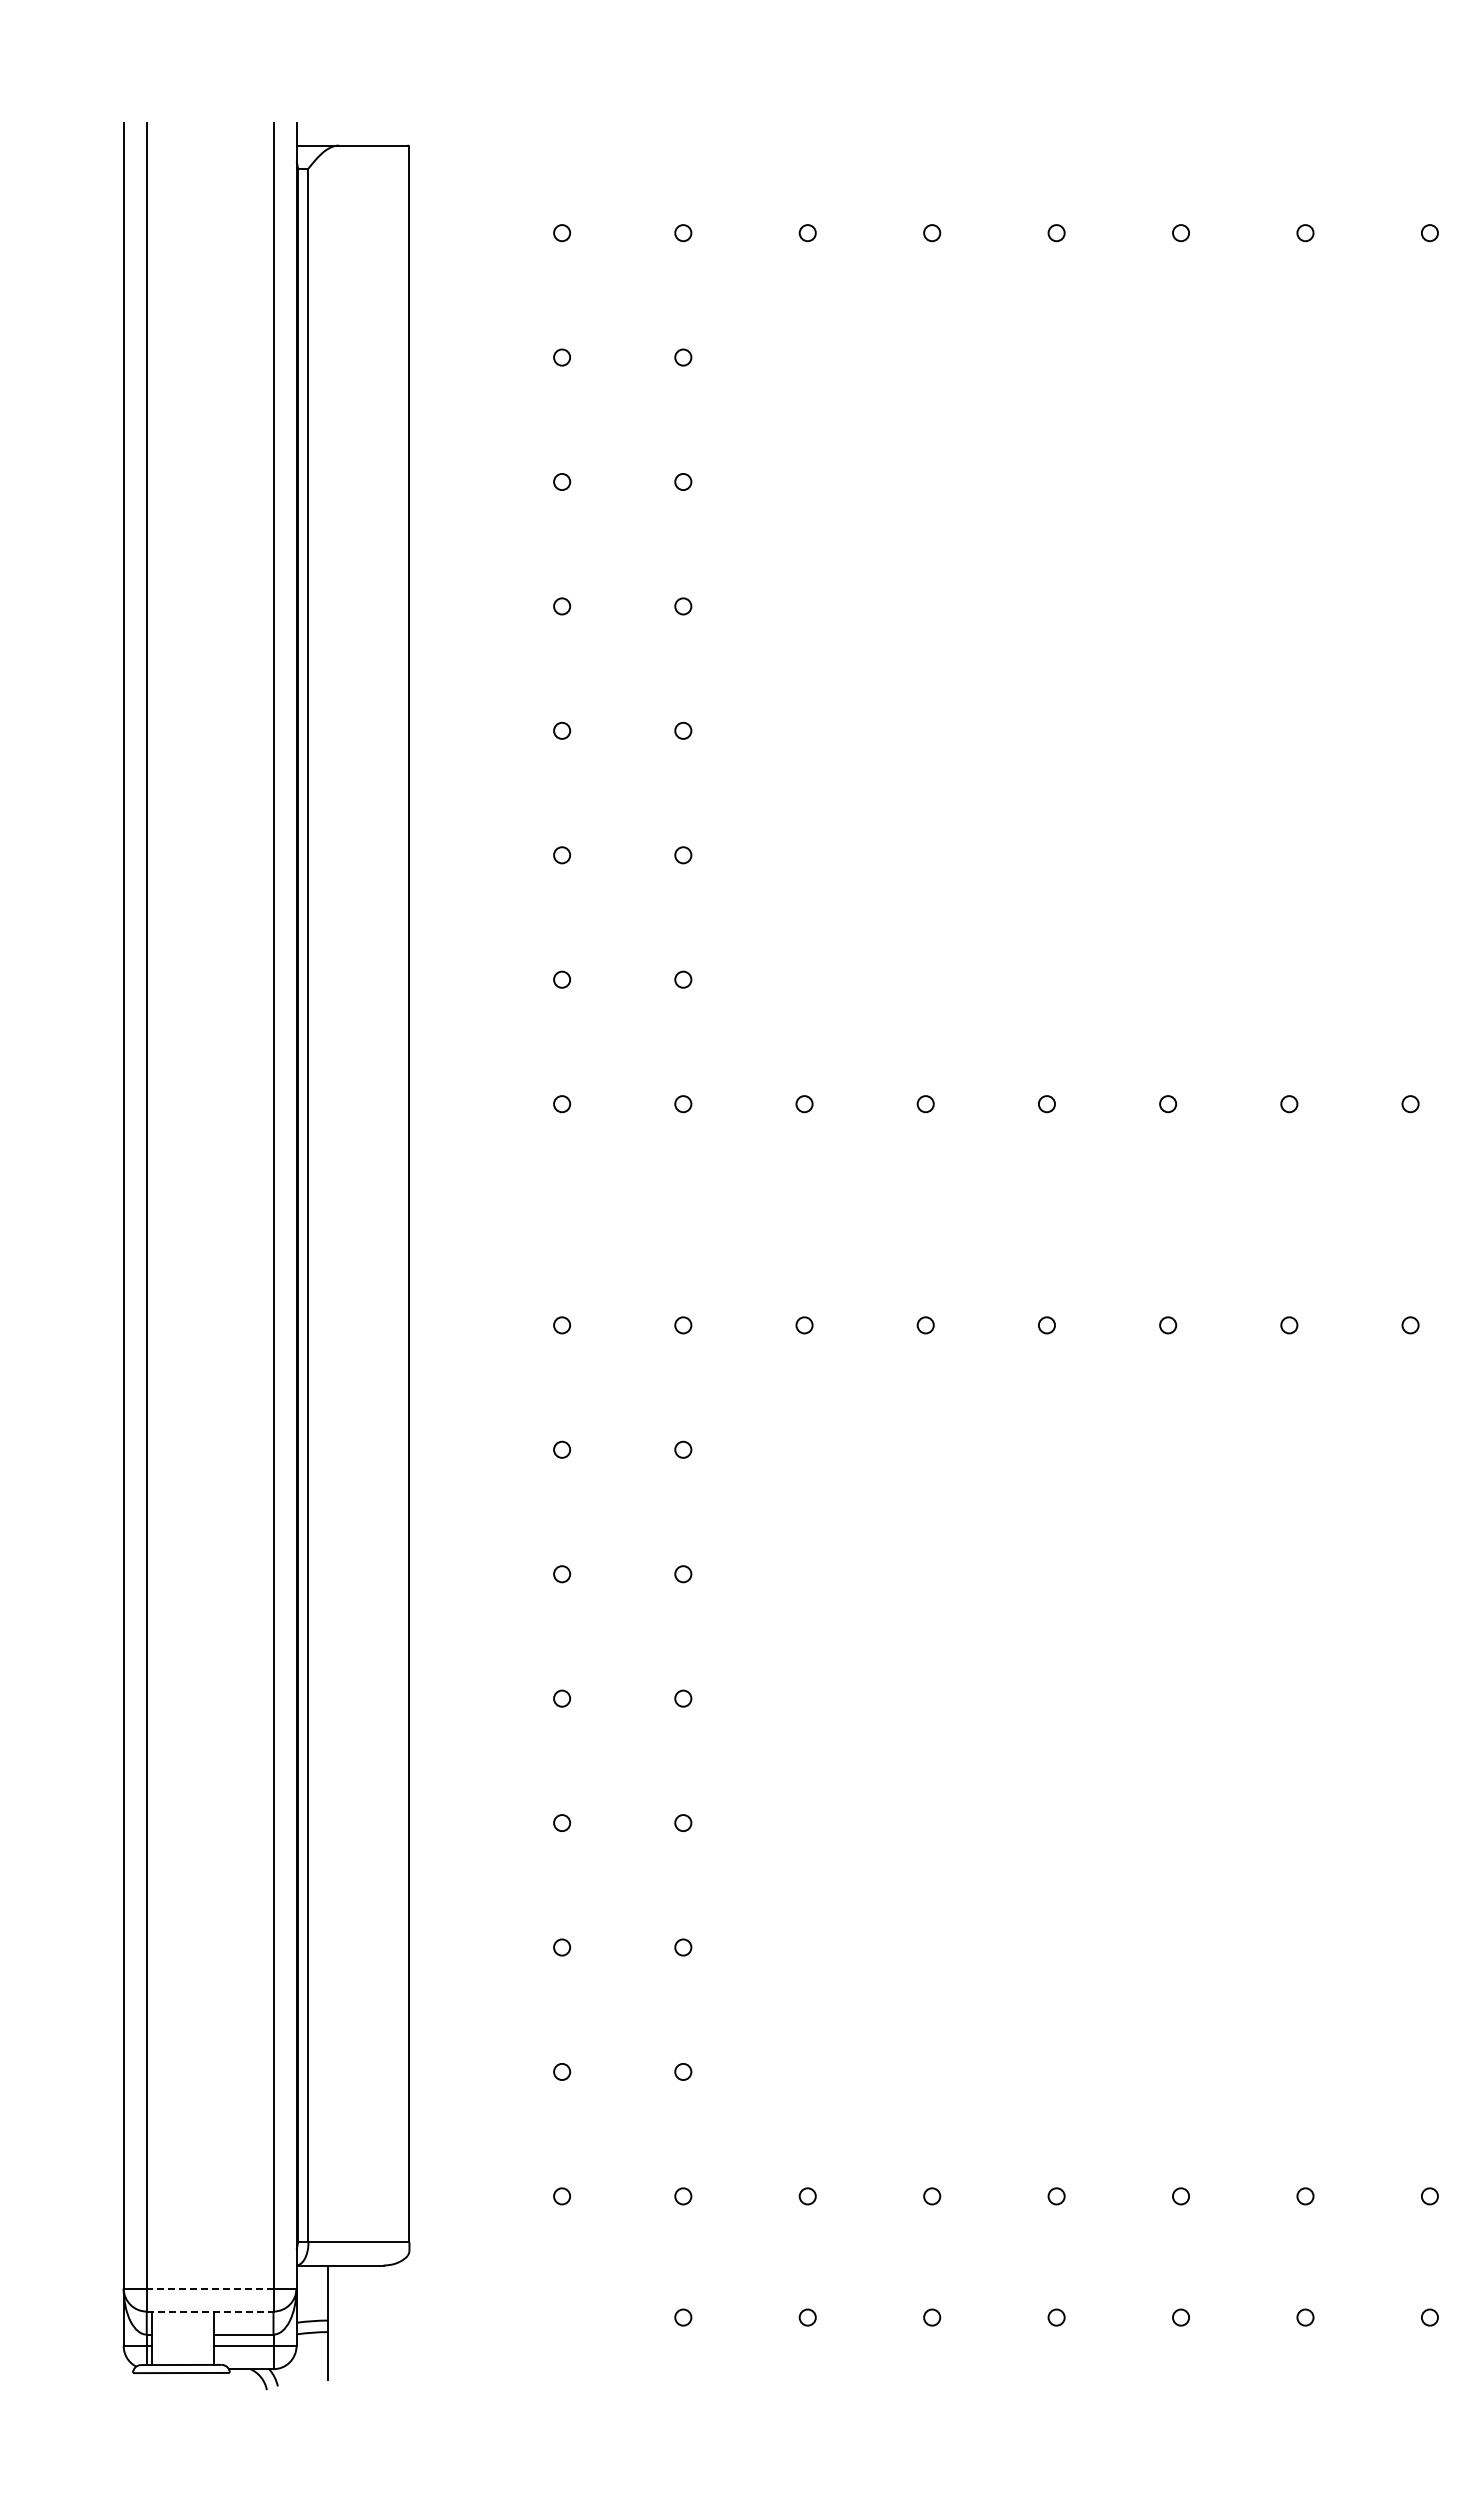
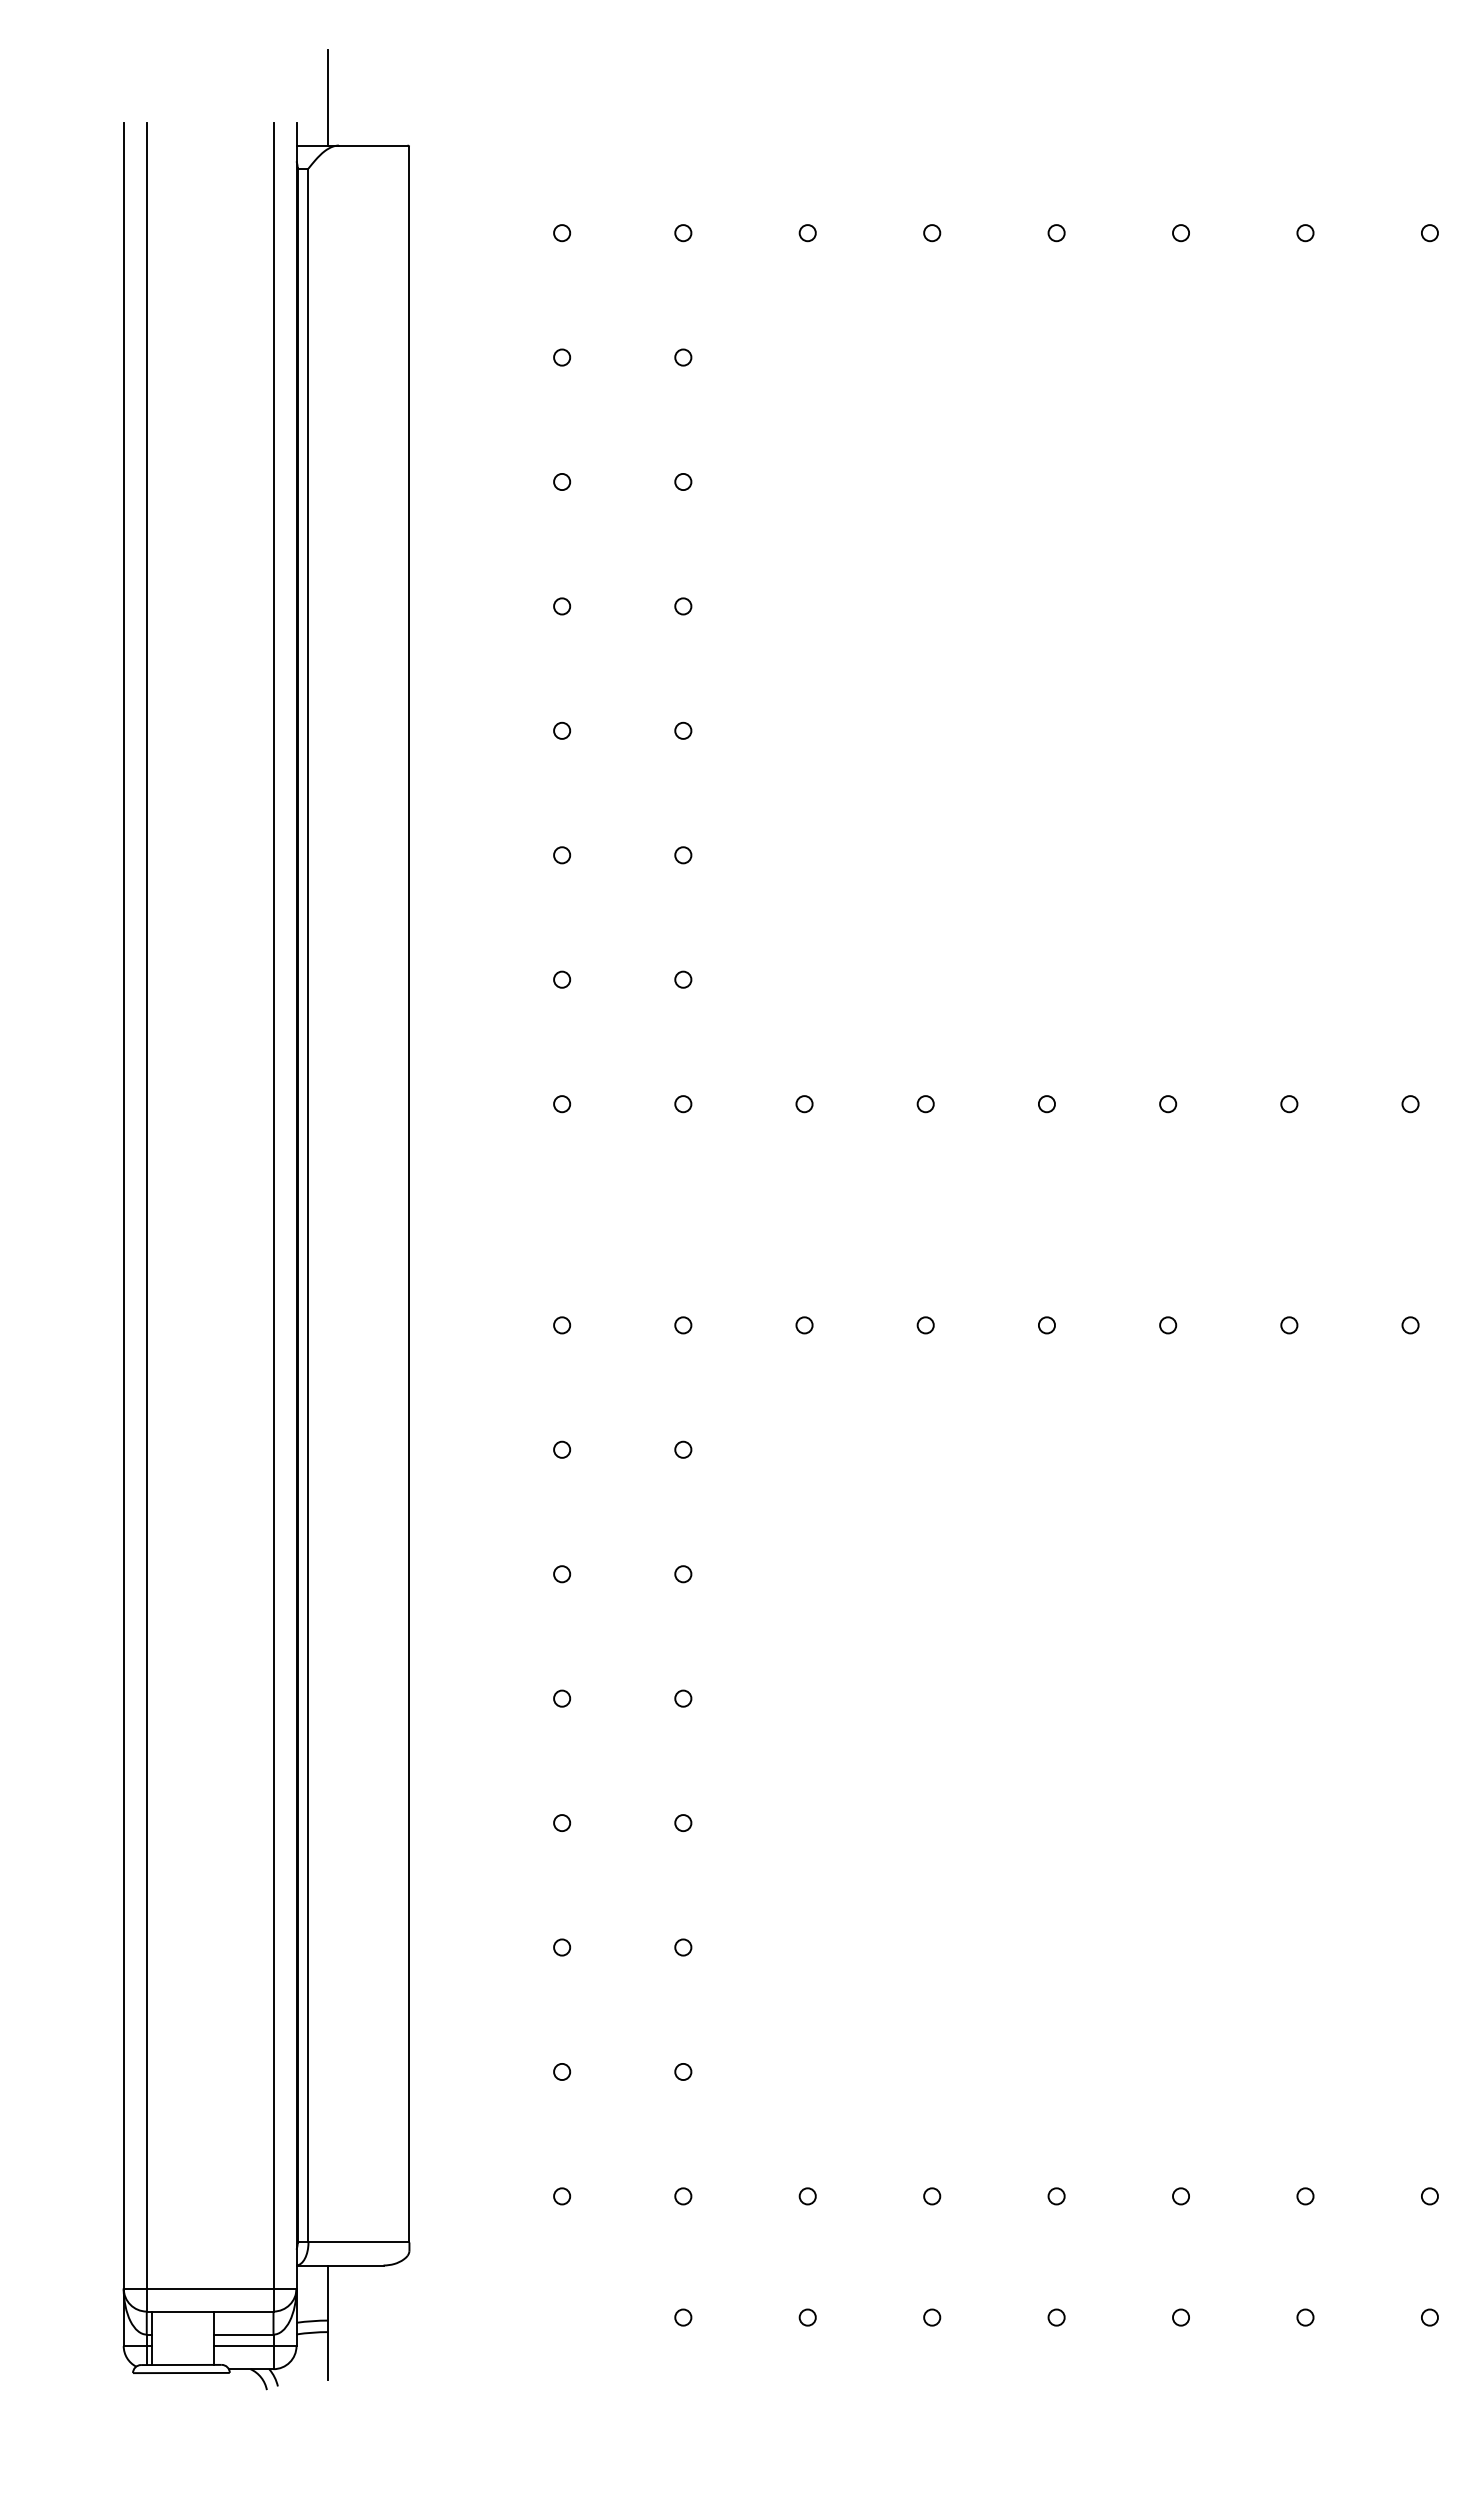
line: none -> present (328, 97)
line: dashed -> solid (209, 2288)
line: dashed -> solid (210, 2311)
